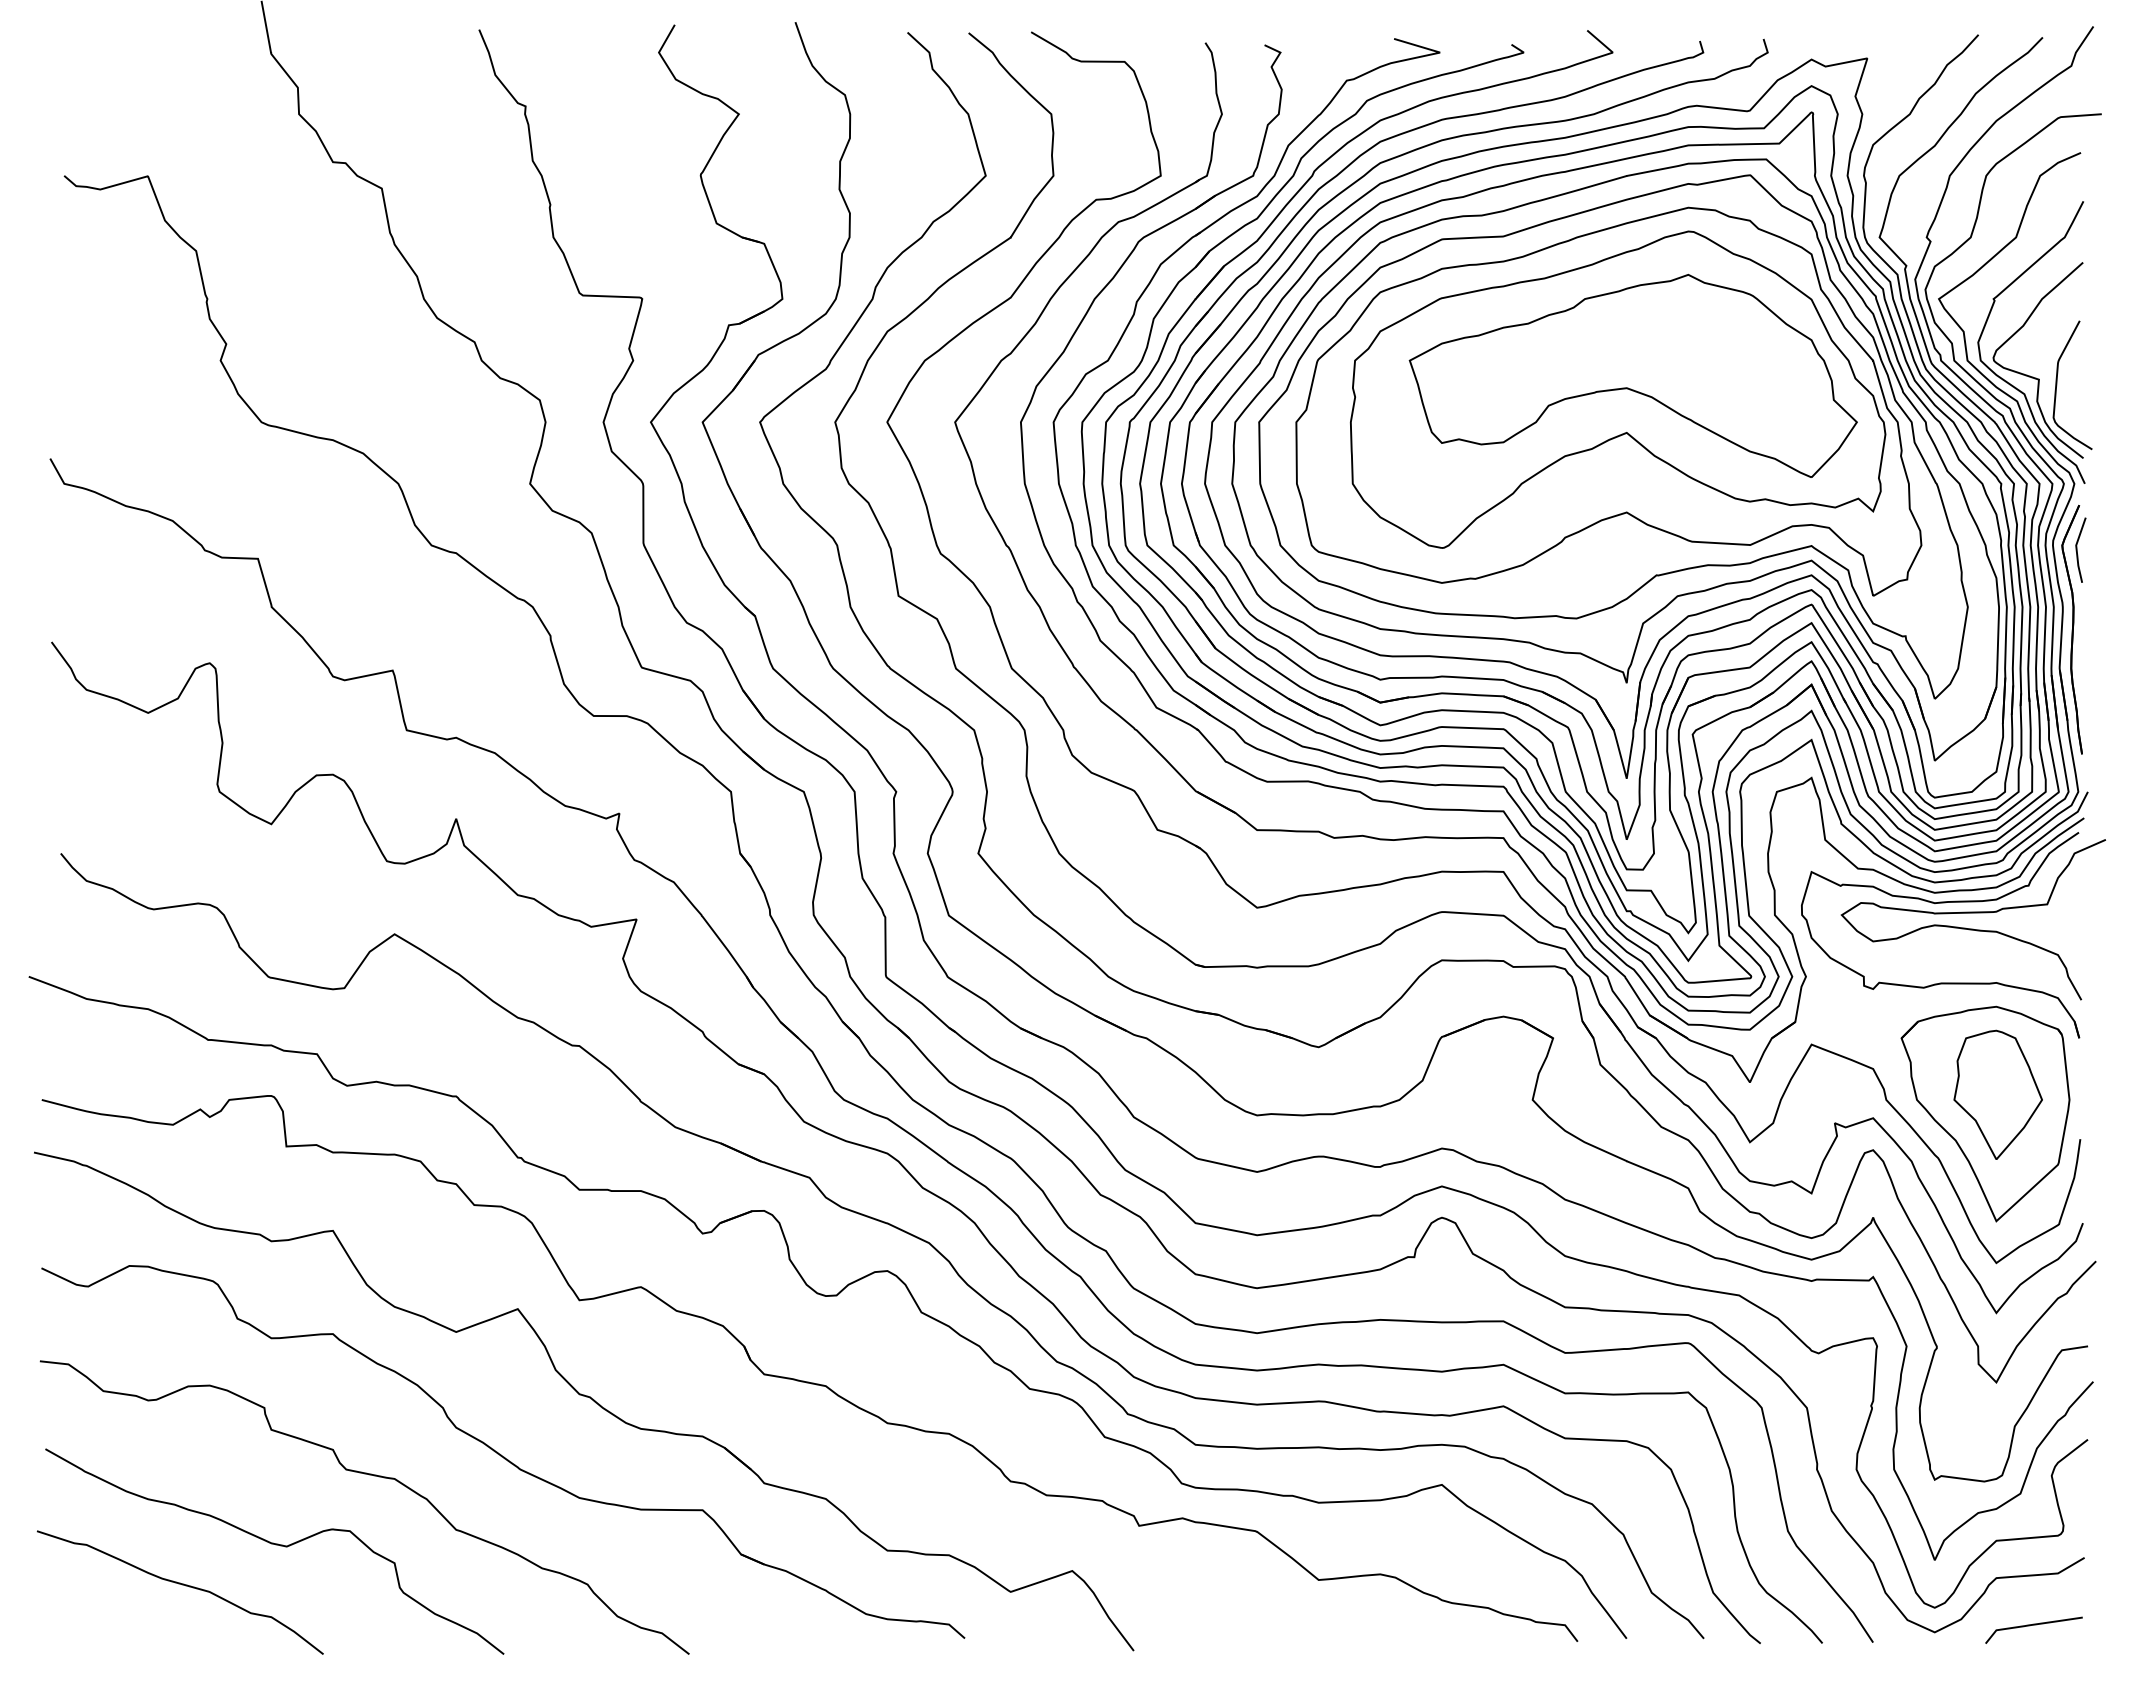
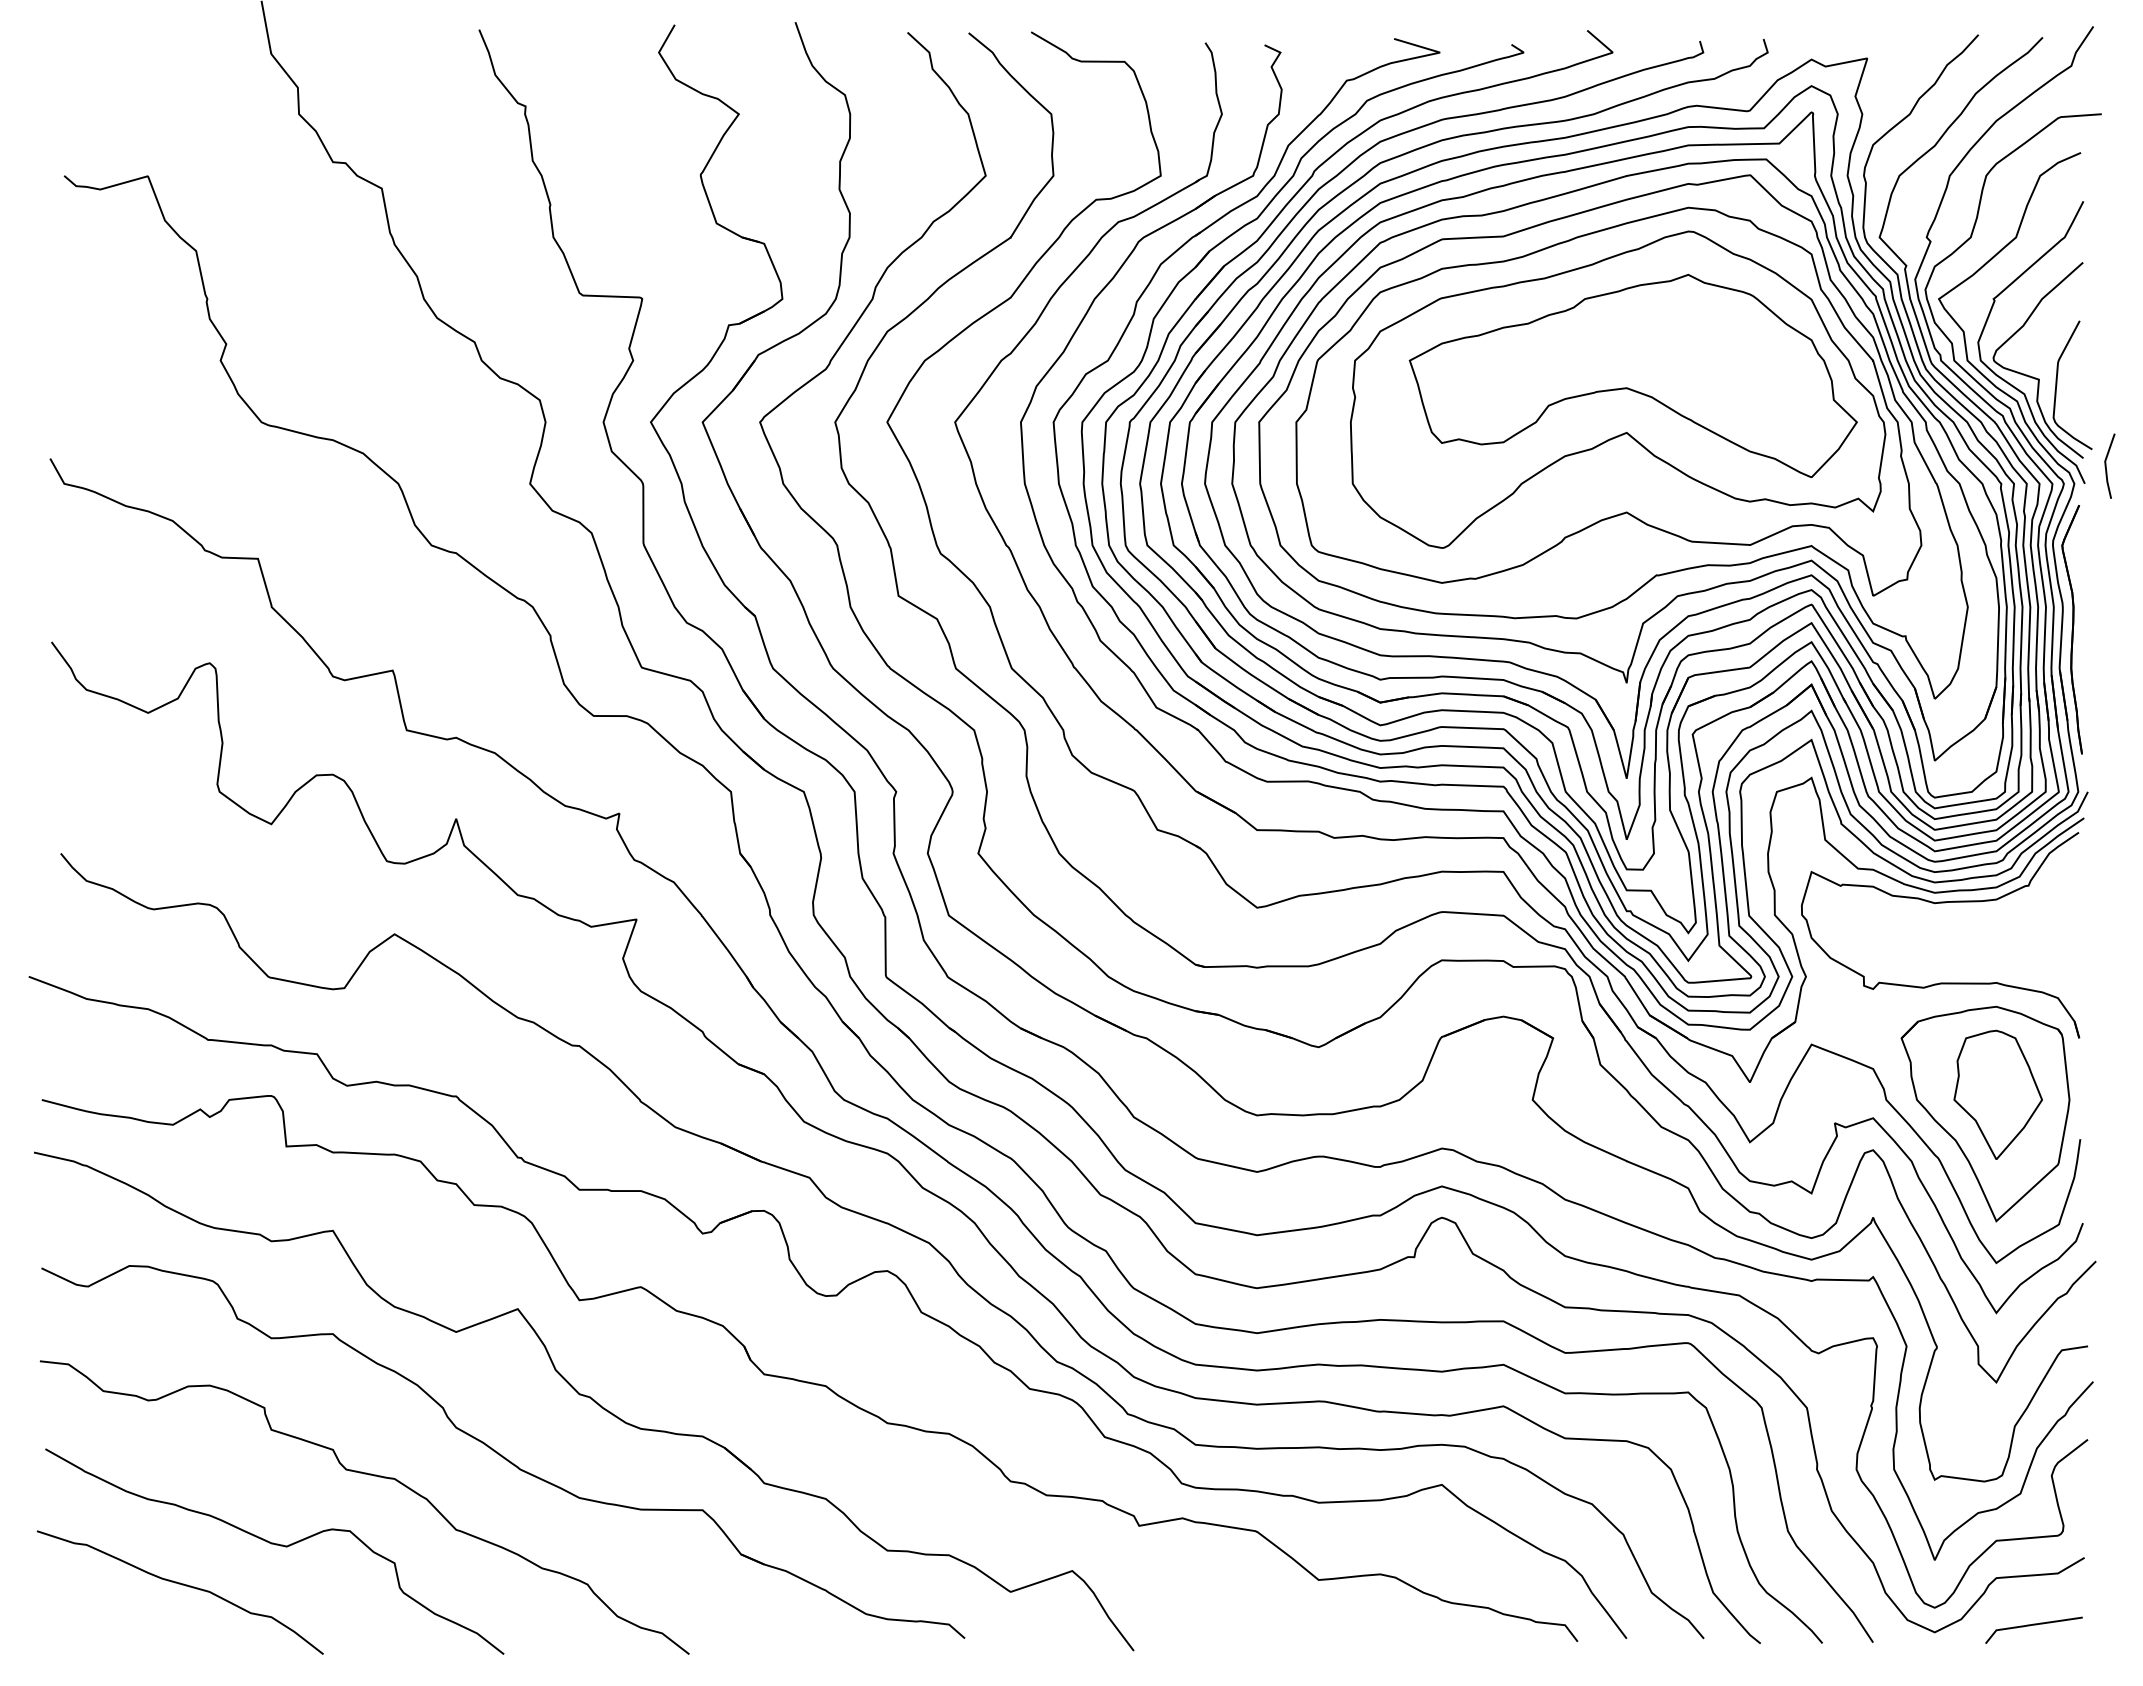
line position: (2077, 549) -> (2106, 465) (2106, 465)
curve: present -> none (1972, 913)
